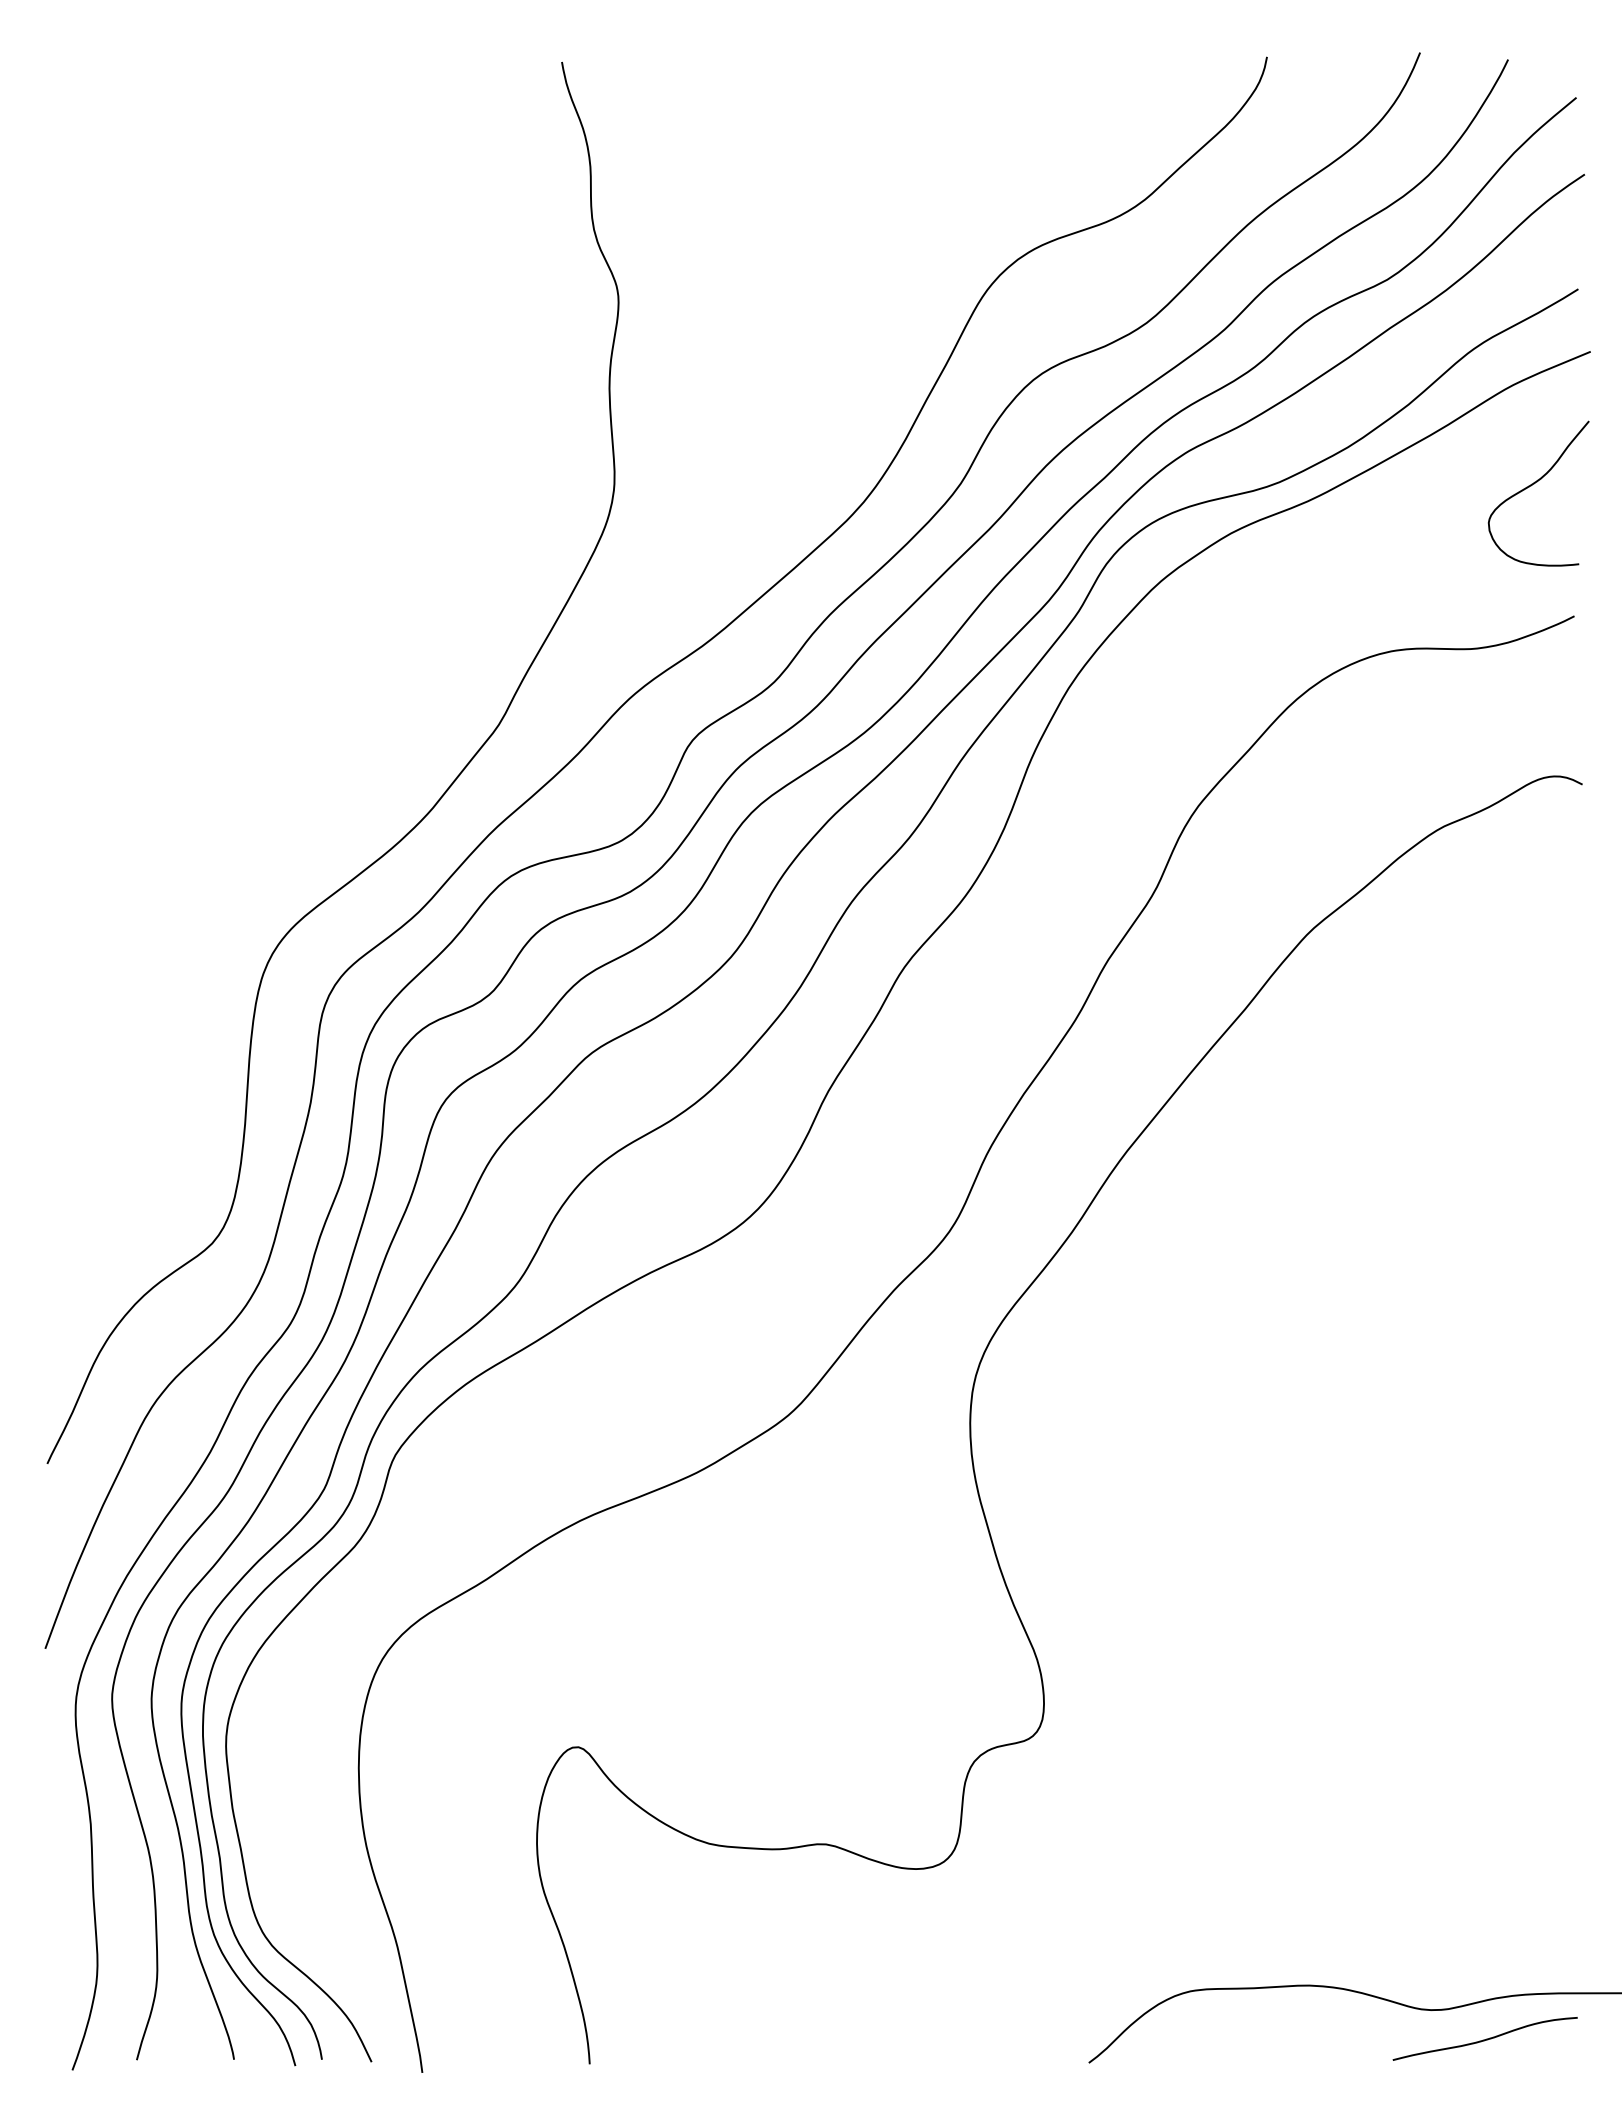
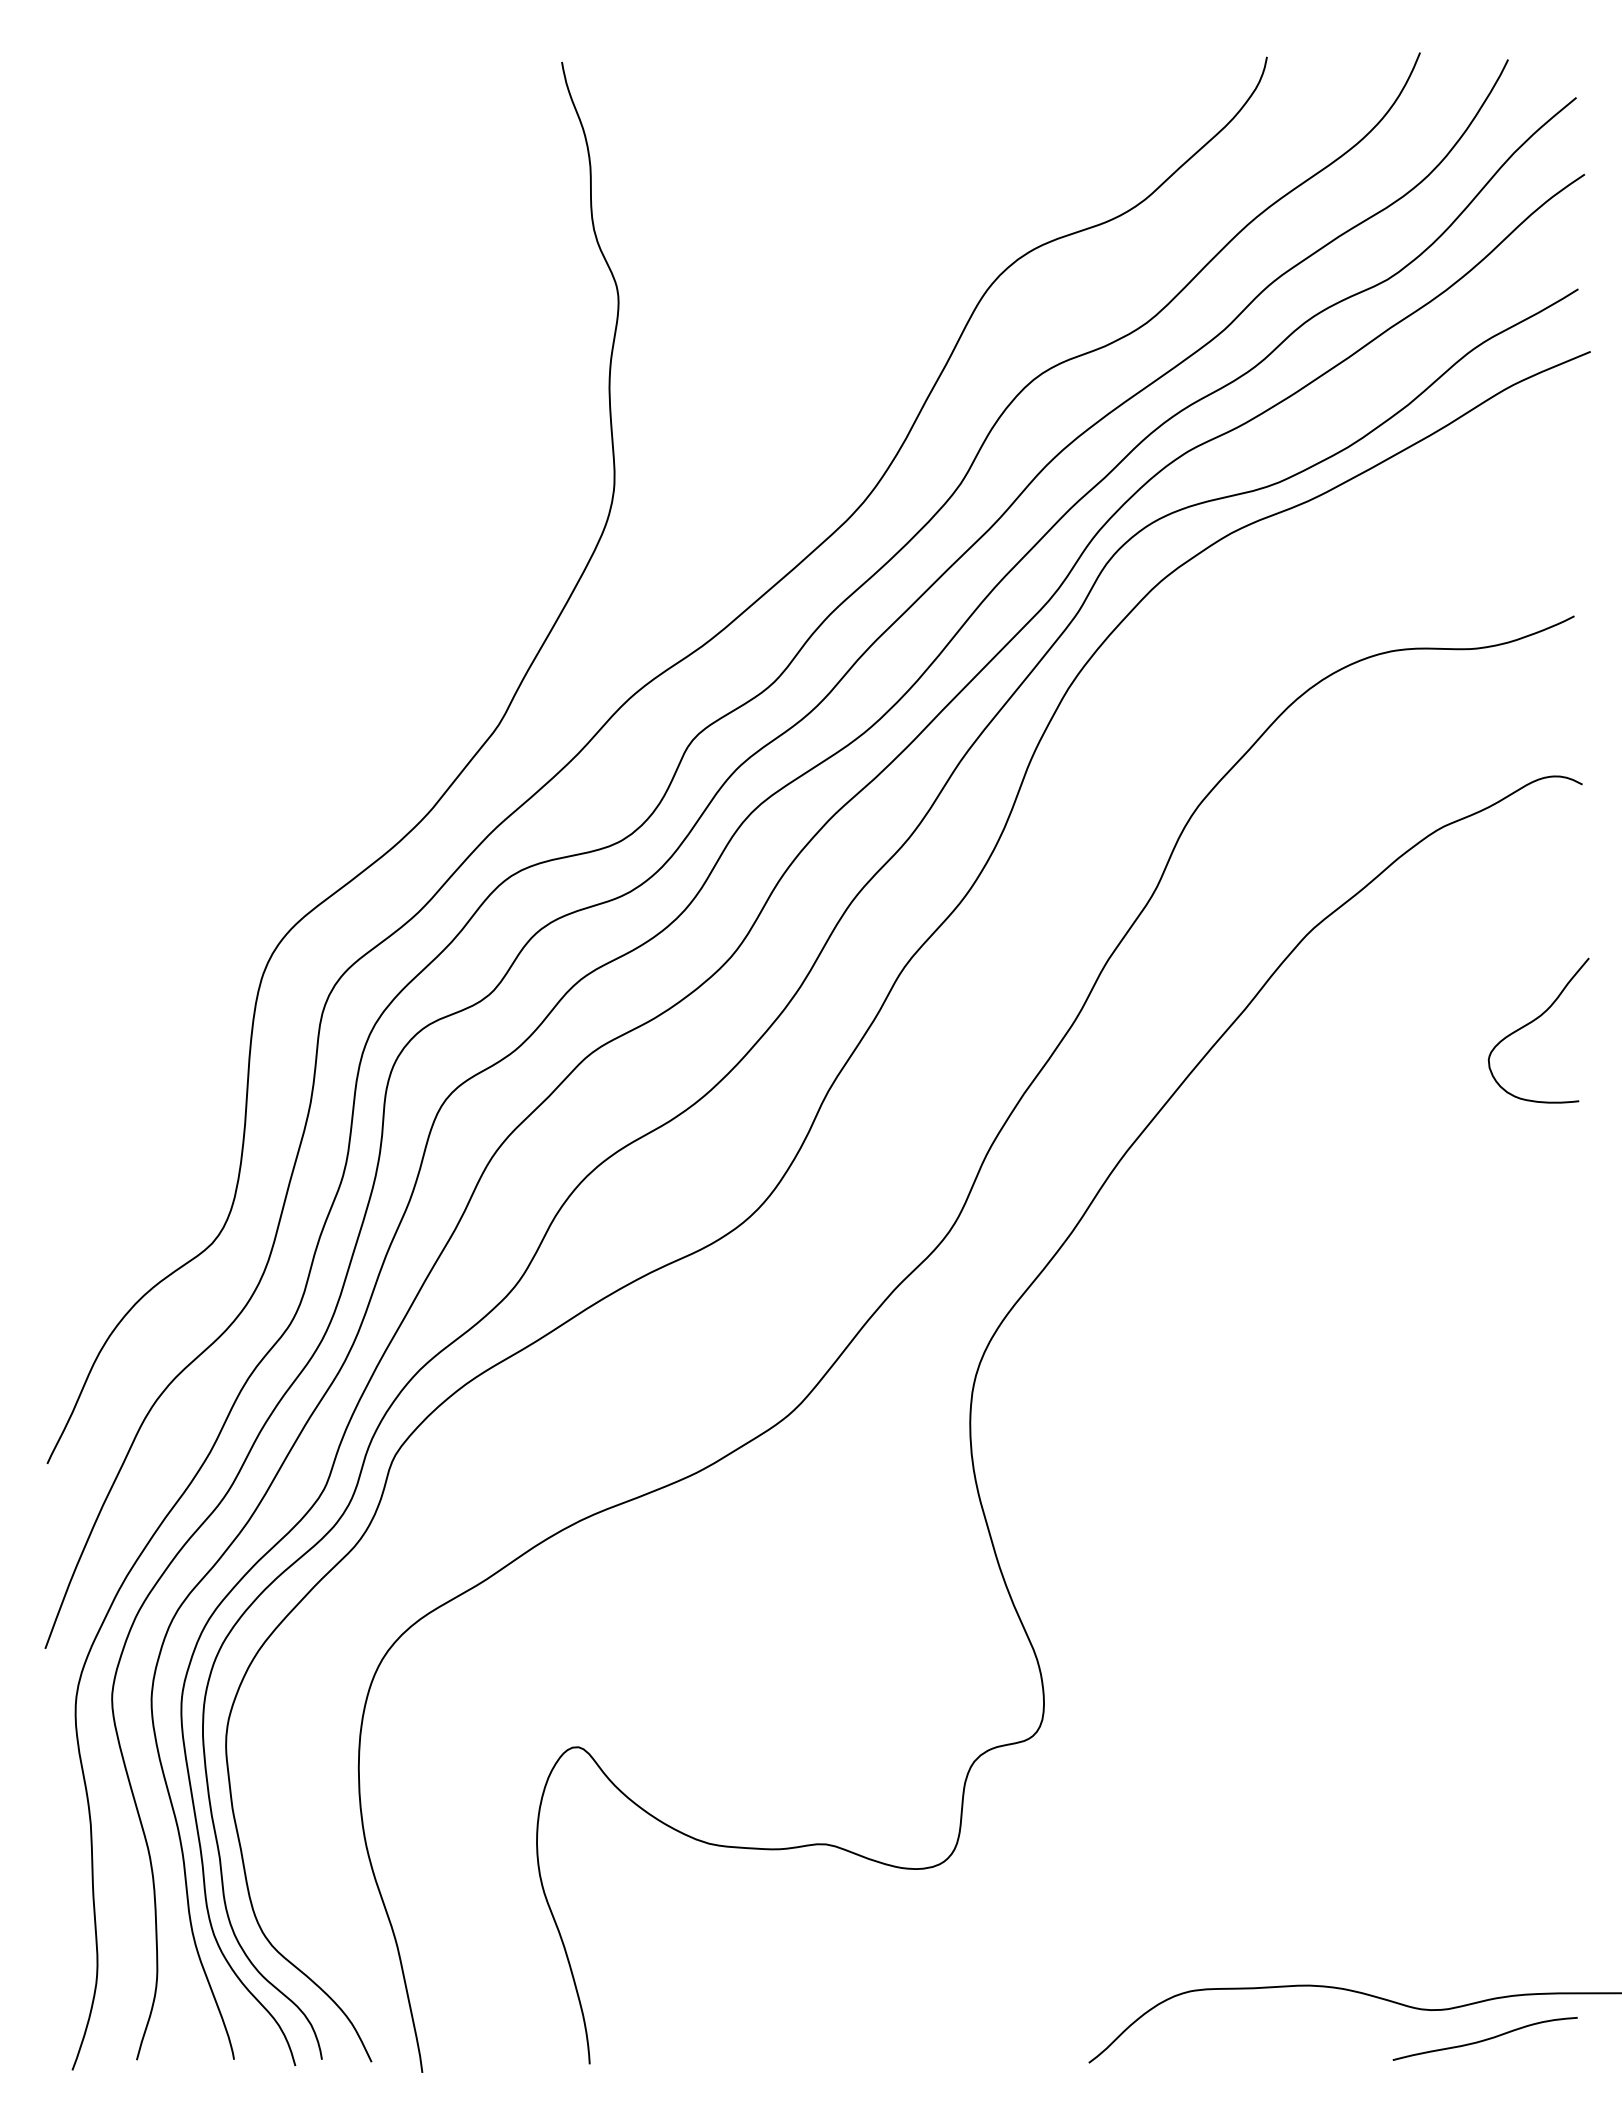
curve position: (1534, 484) -> (1534, 1021) (1534, 1021)
